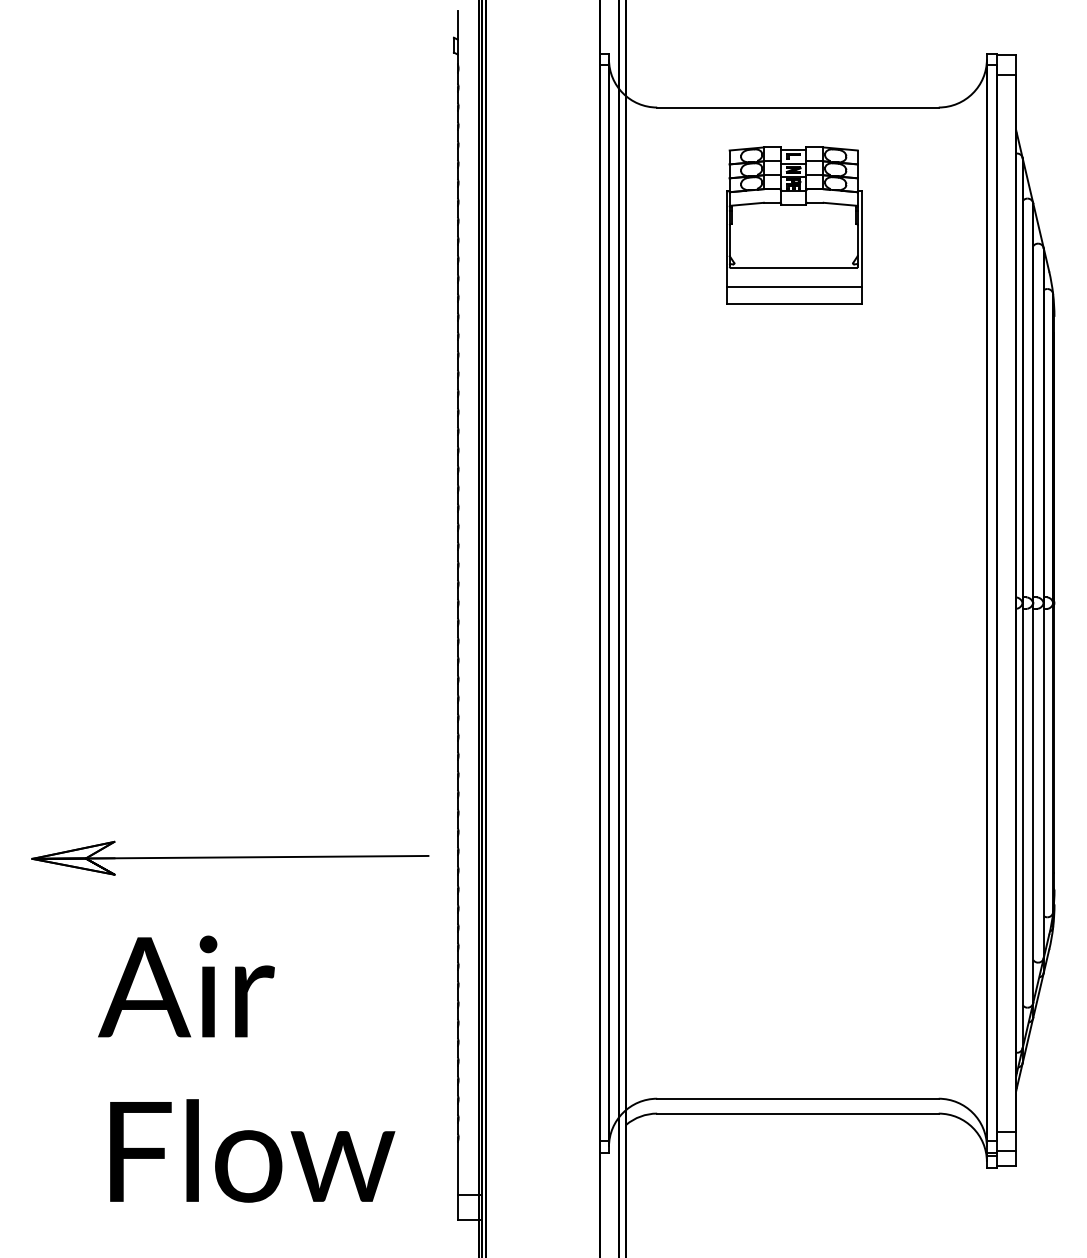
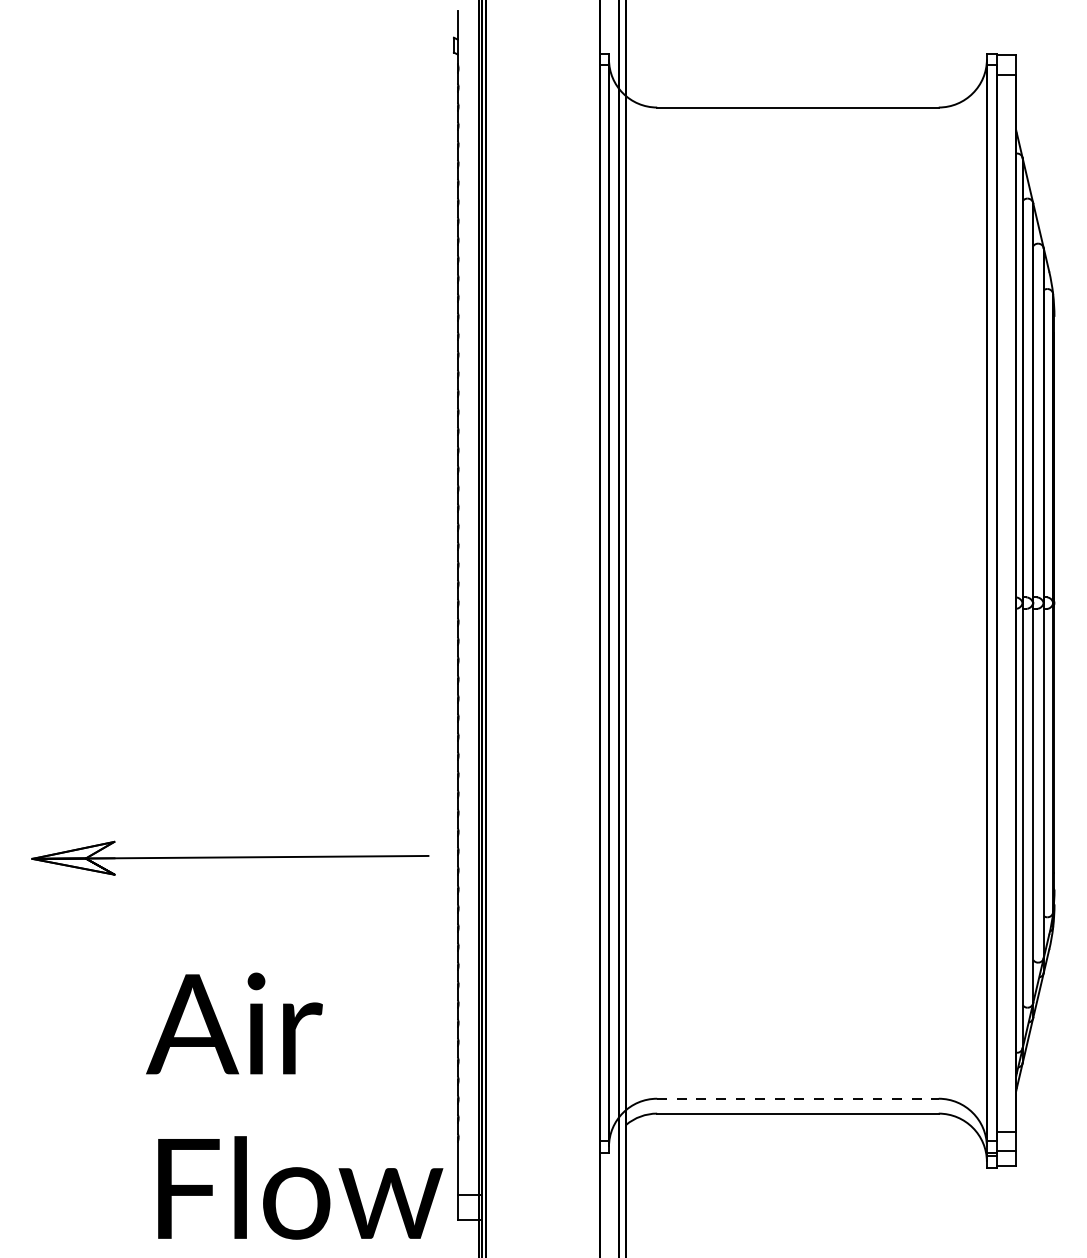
part: present -> none (794, 225)
text position: (246, 1068) -> (294, 1105) (294, 1105)
line: solid -> dashed (797, 1098)
